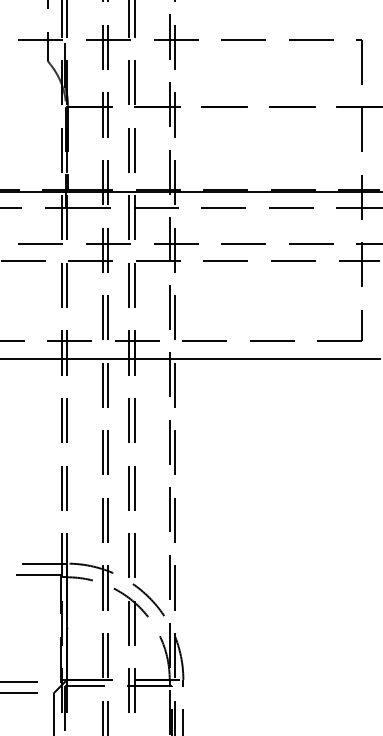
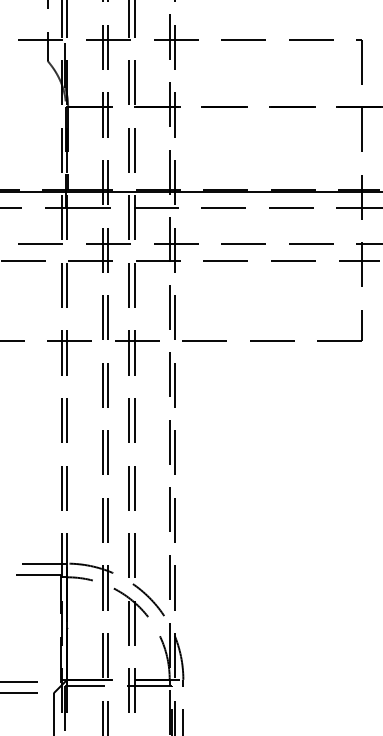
line: present -> none (190, 358)
